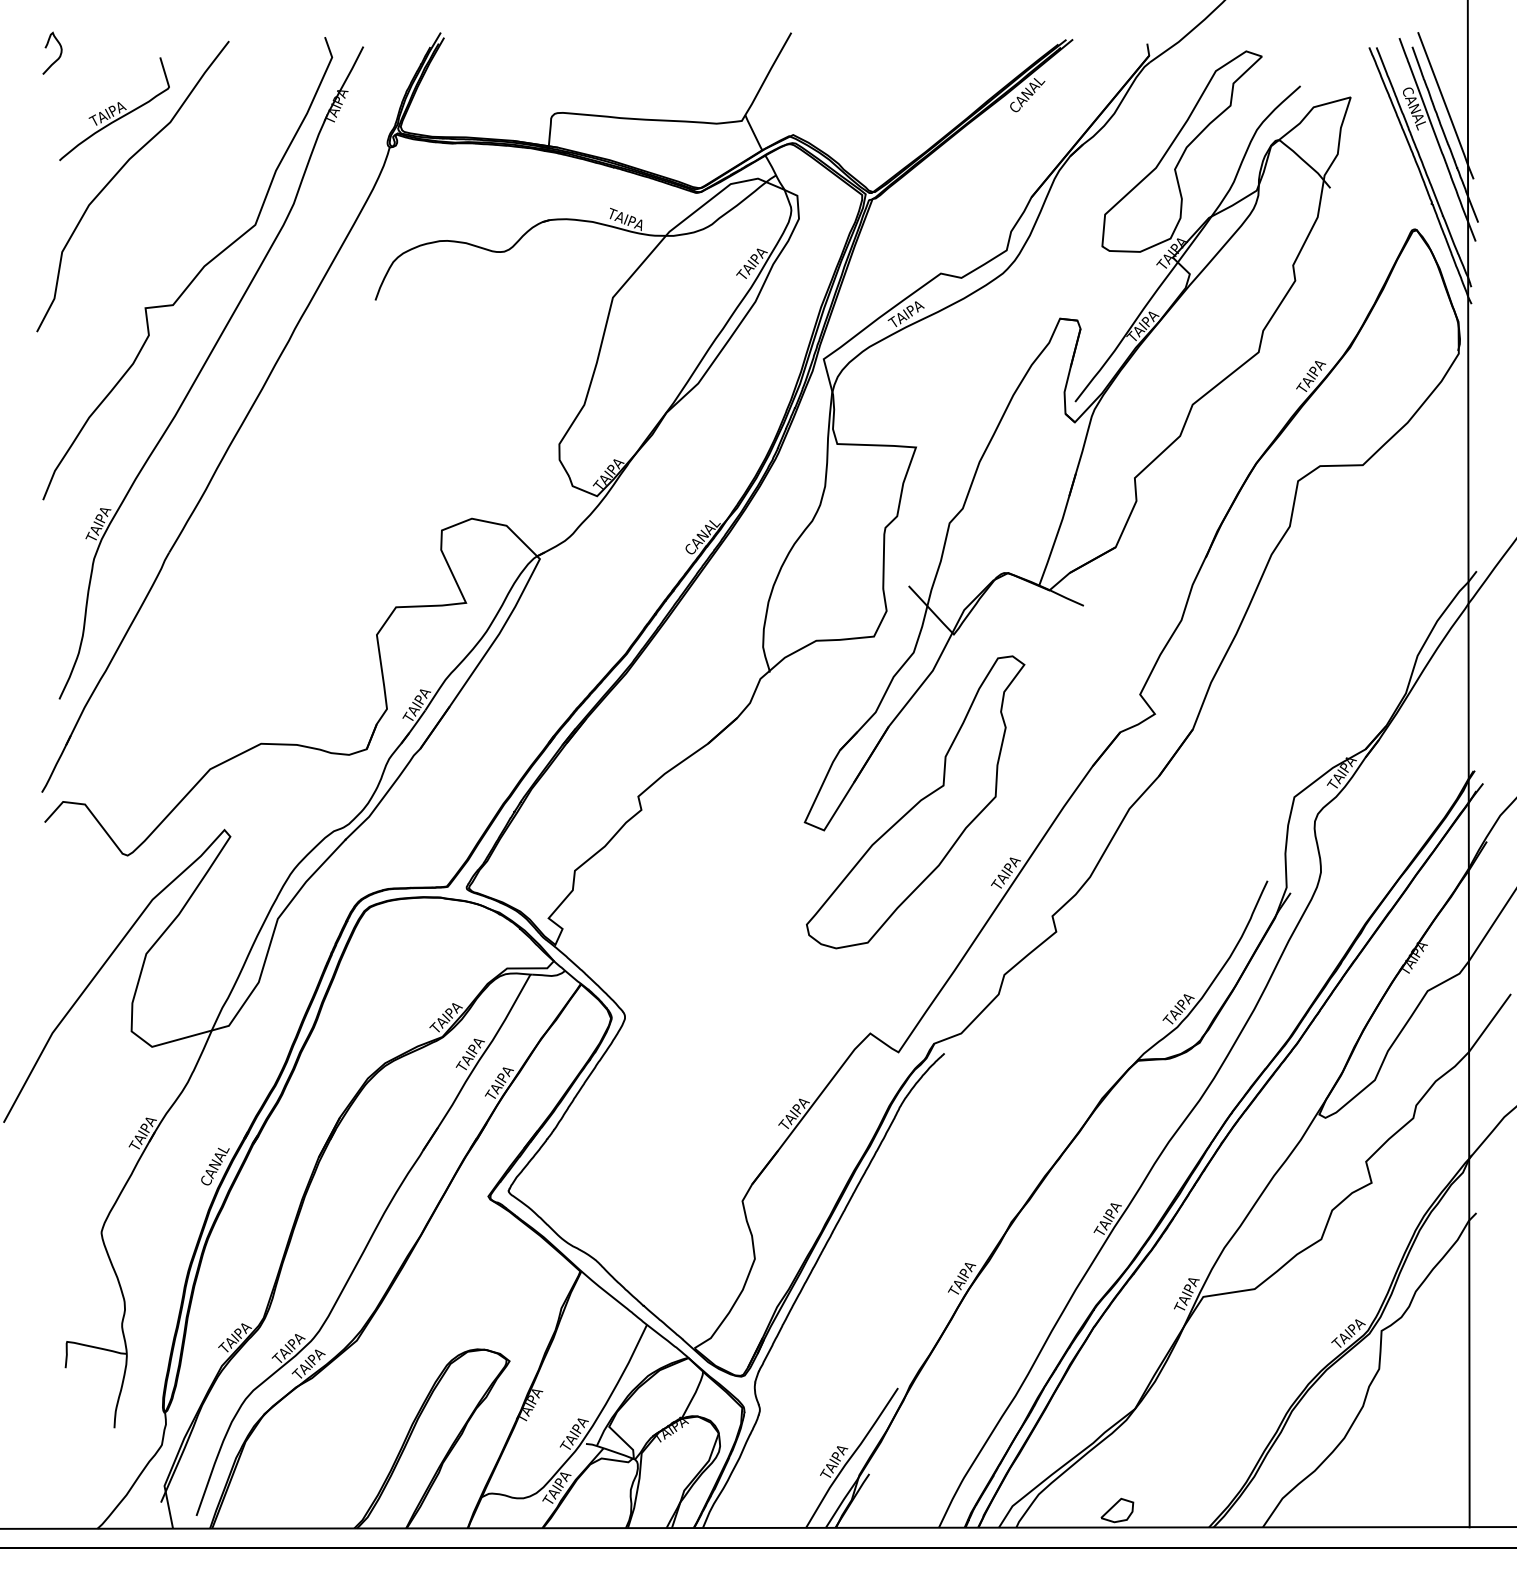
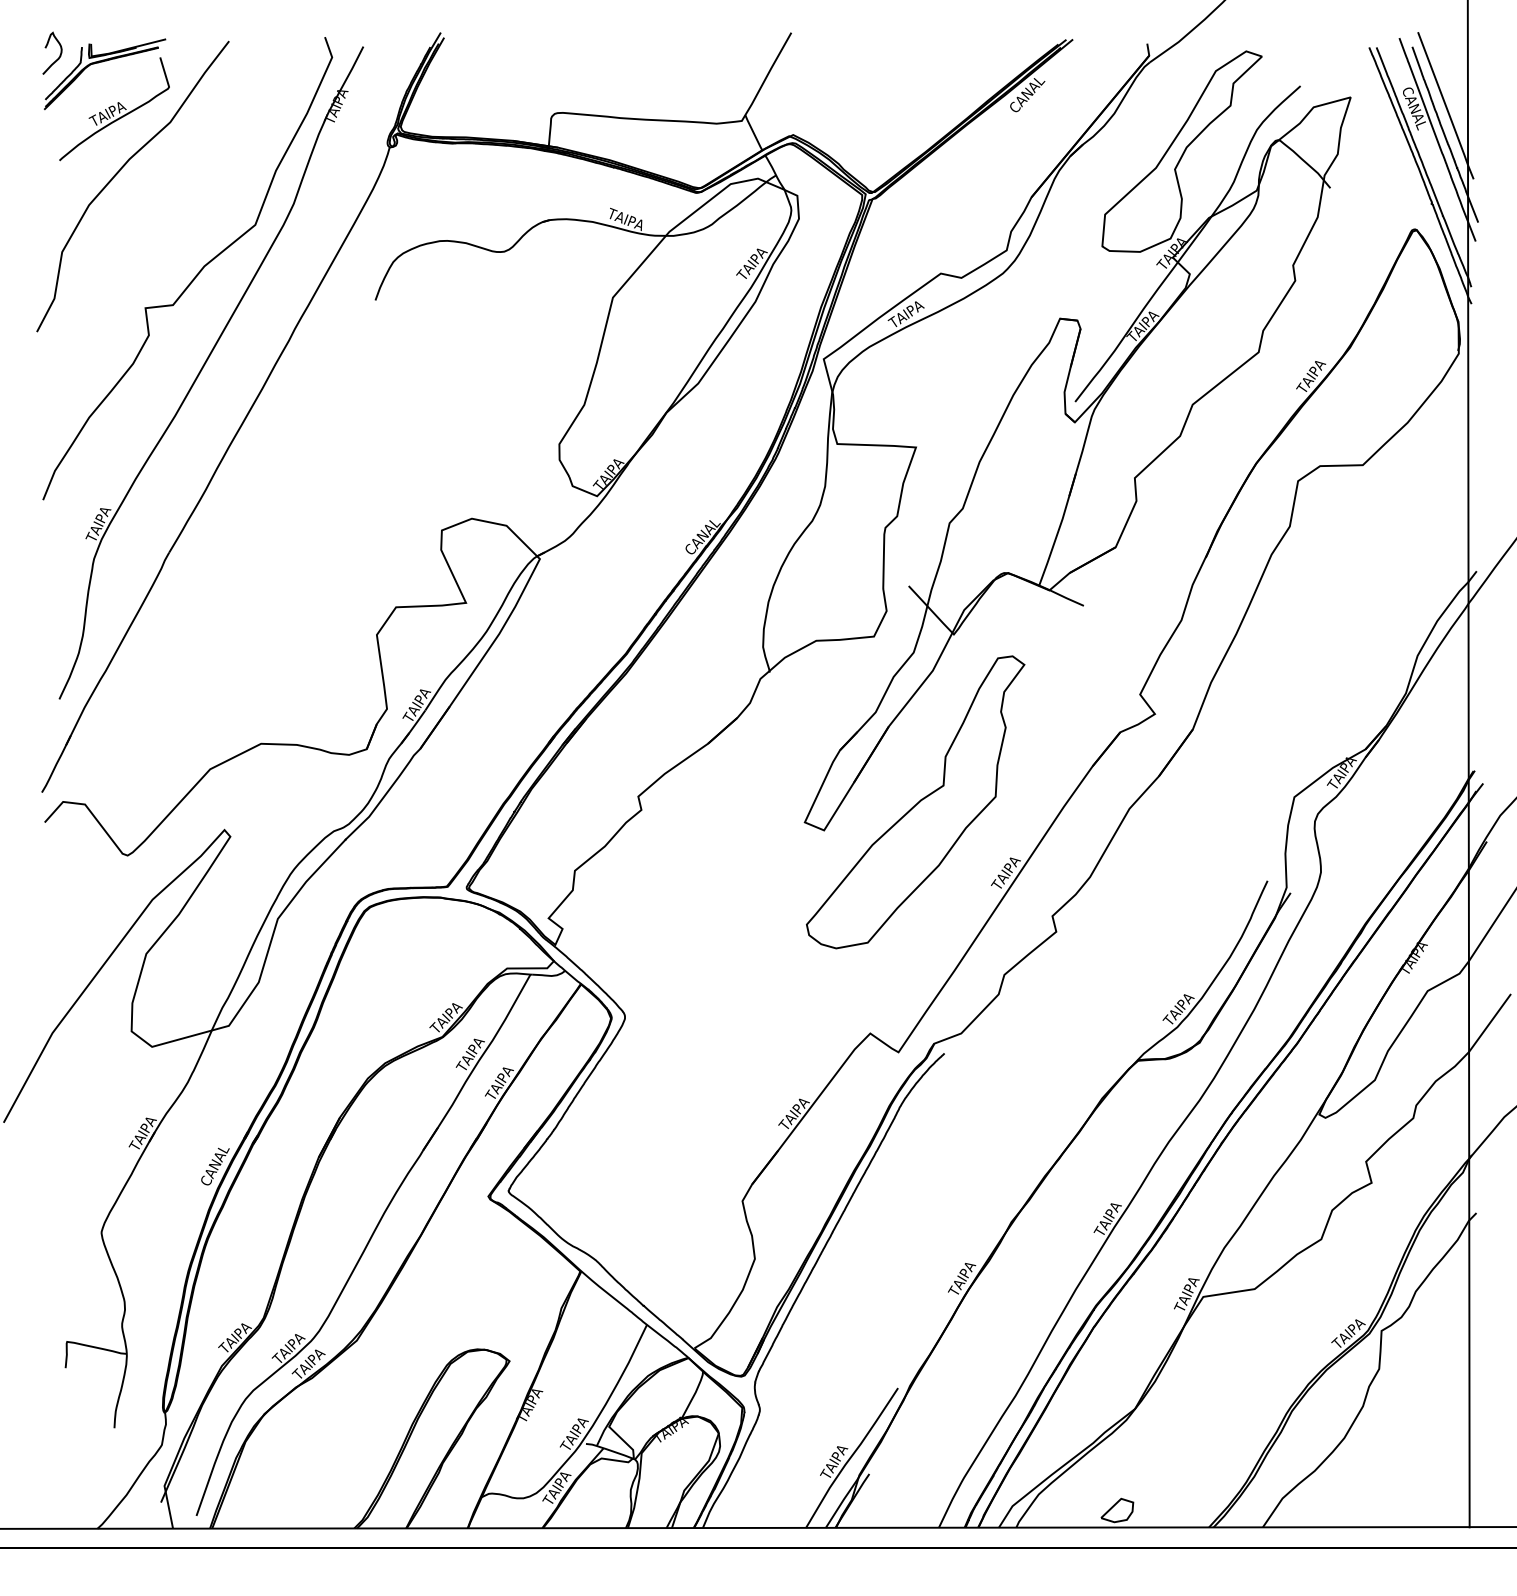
part: none -> present (102, 62)
